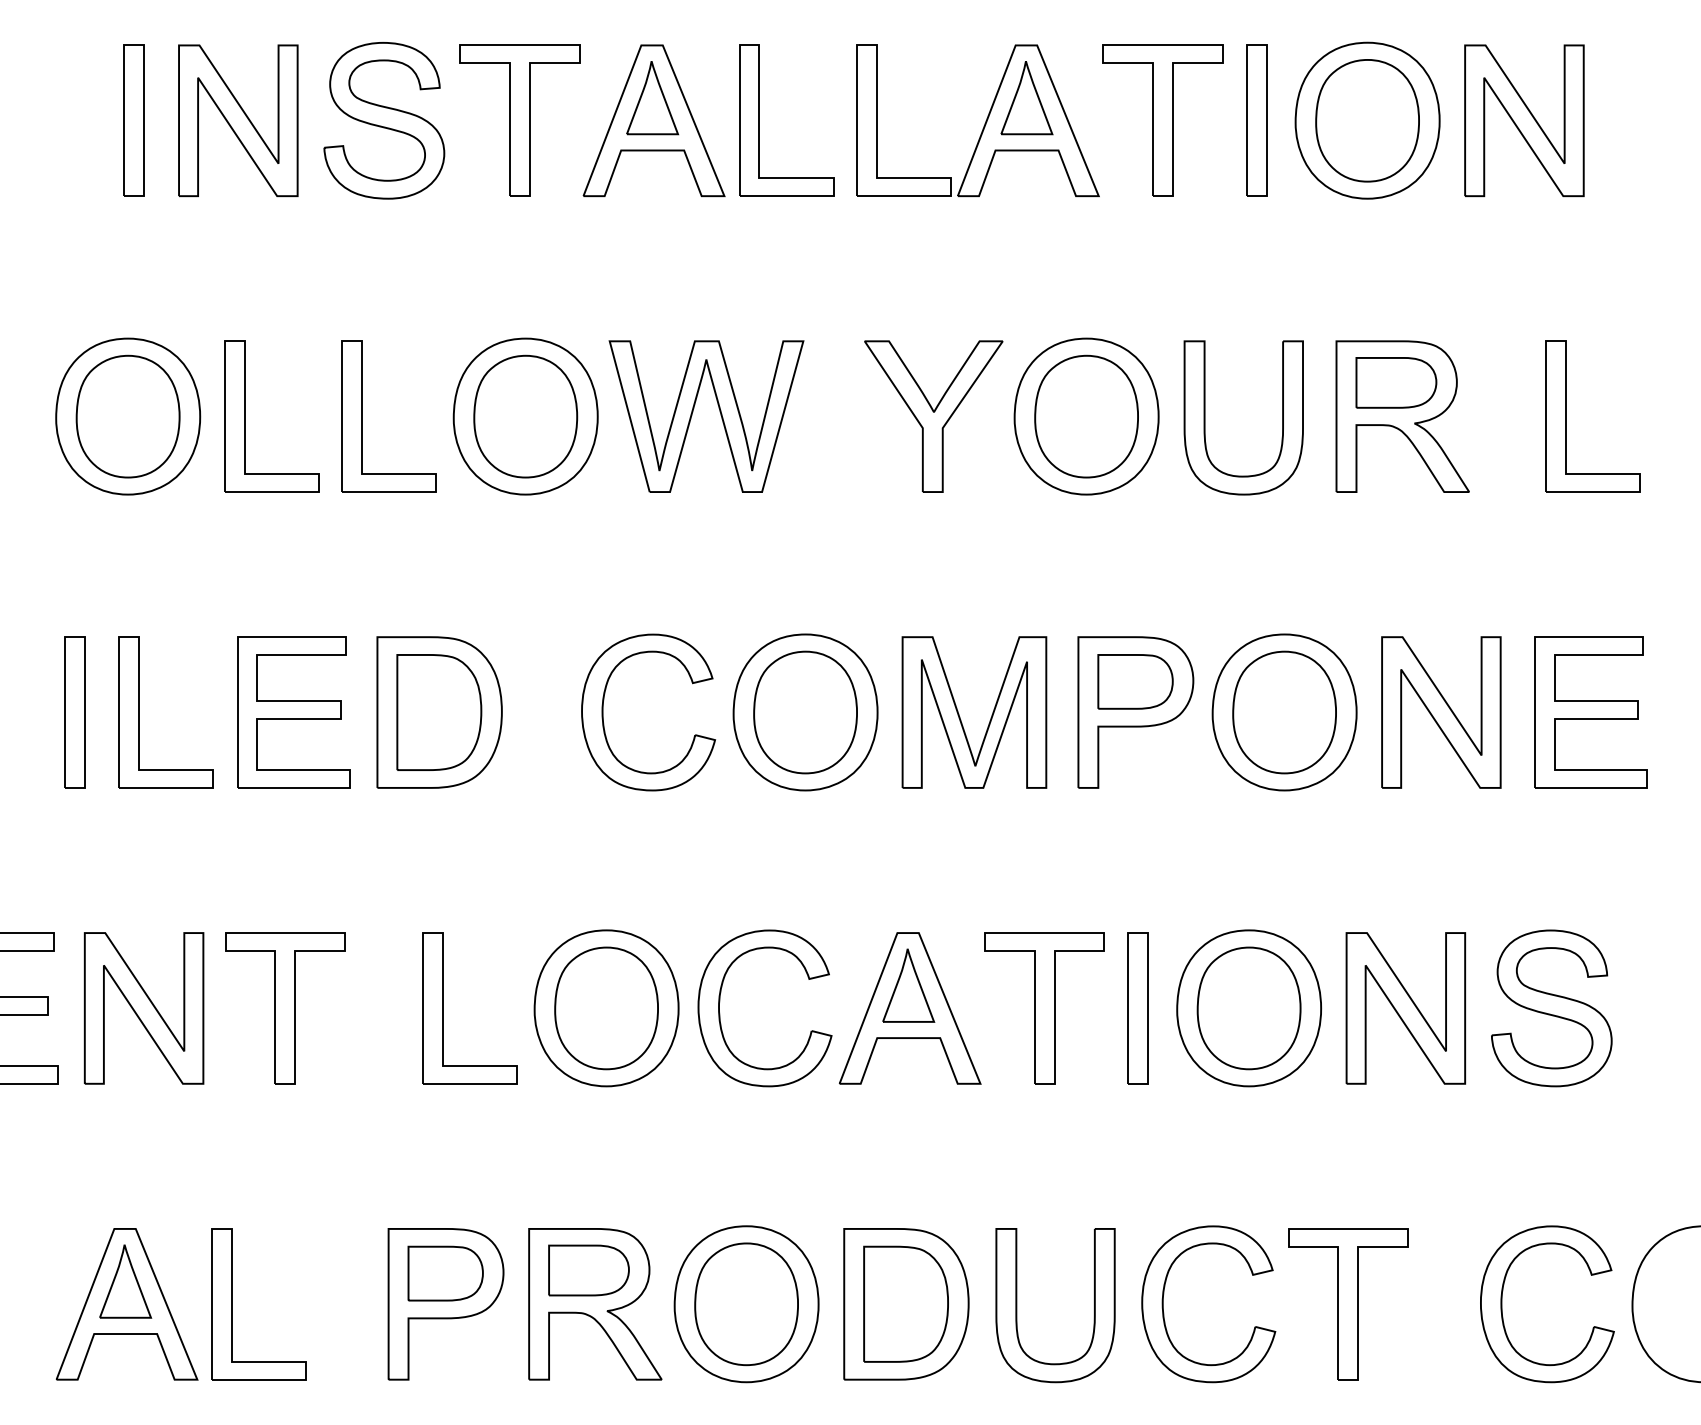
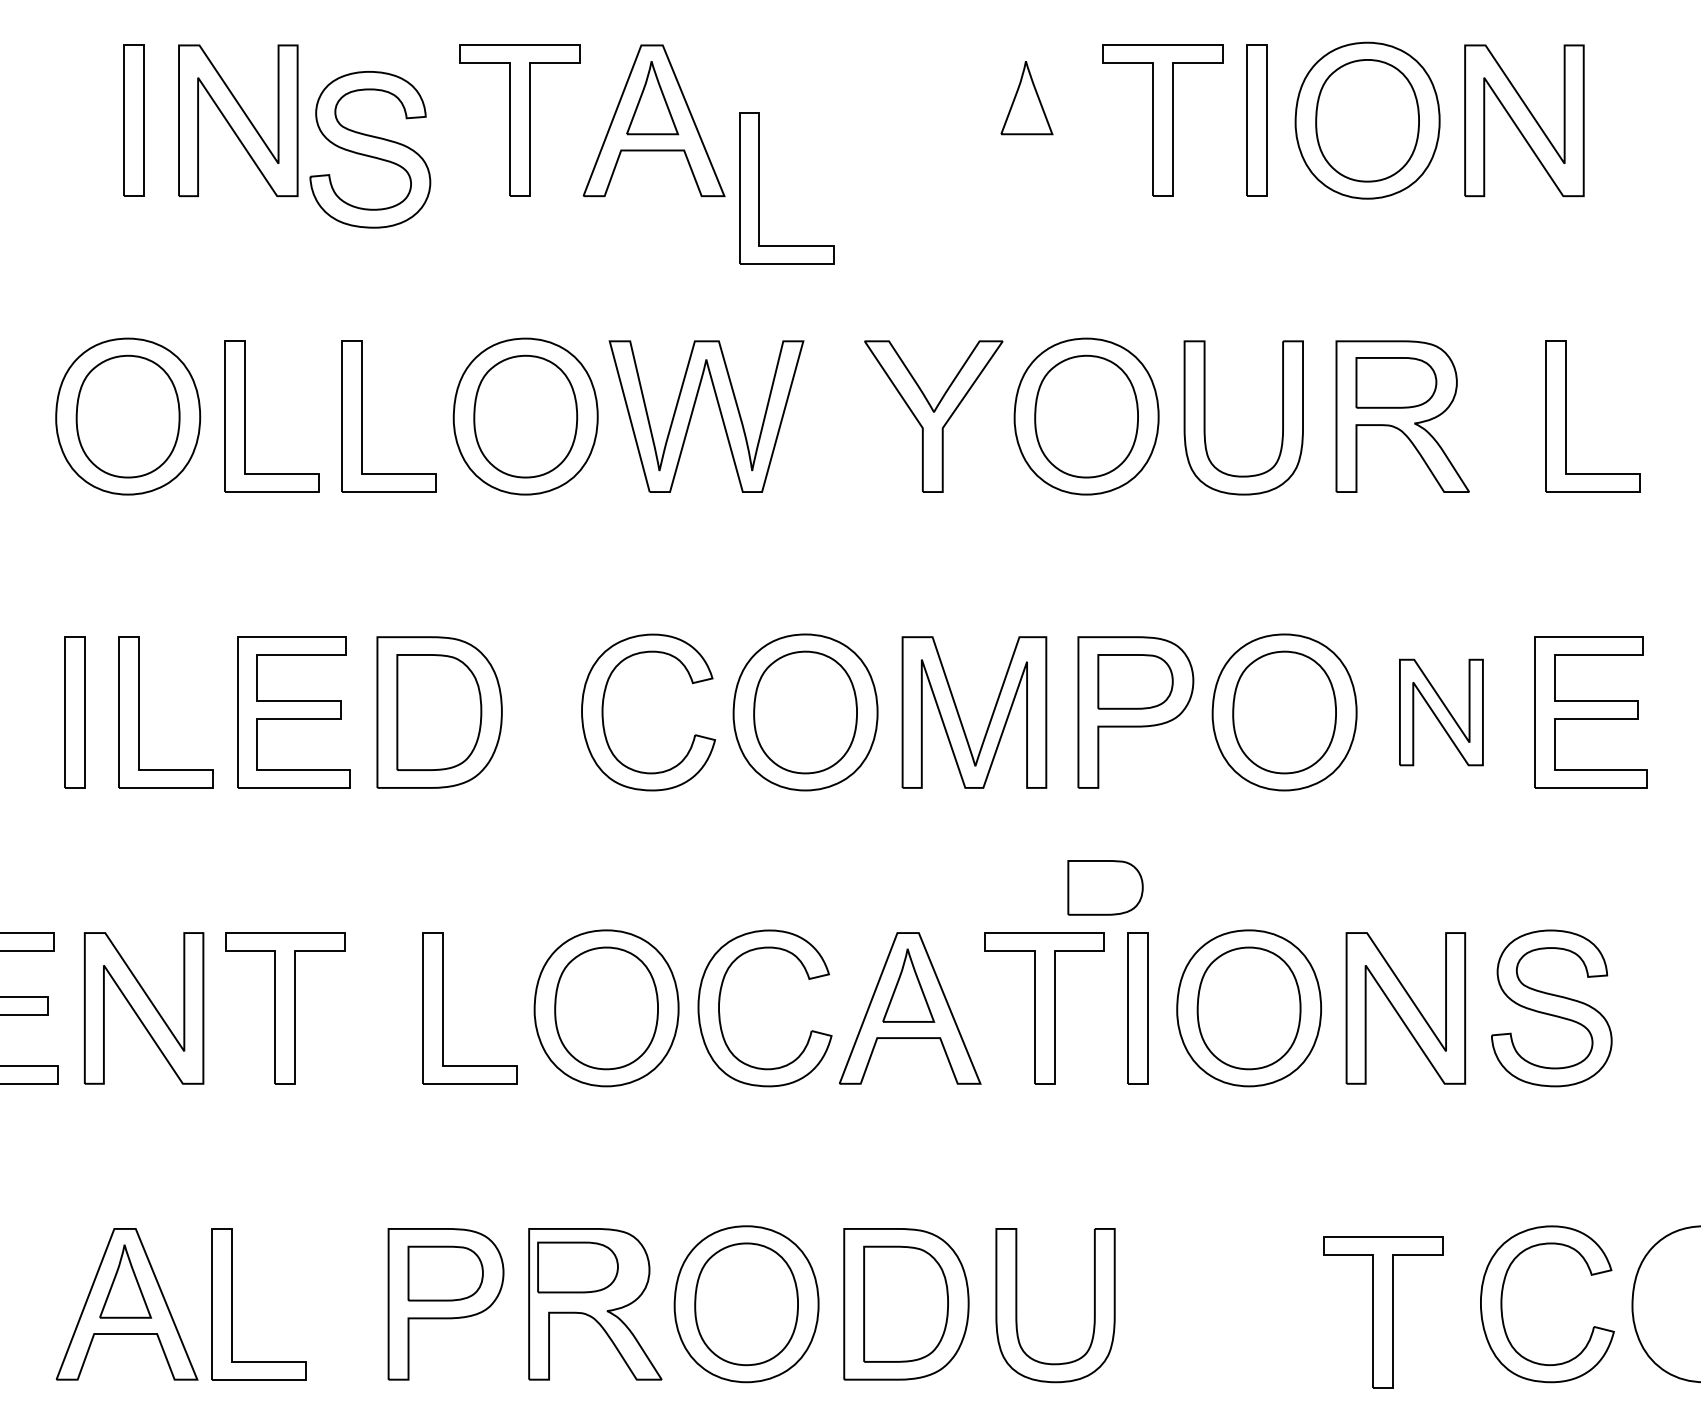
part position: (384, 120) -> (370, 149) (370, 149)
part position: (759, 120) -> (759, 188) (759, 188)
part: present -> none (984, 123)
part size: 121x153 px -> 85x109 px (1441, 712)
part: none -> present (1105, 887)
part position: (588, 1270) -> (577, 1267) (577, 1267)
part position: (1348, 1304) -> (1383, 1312) (1383, 1312)
part: present -> none (1164, 1313)
